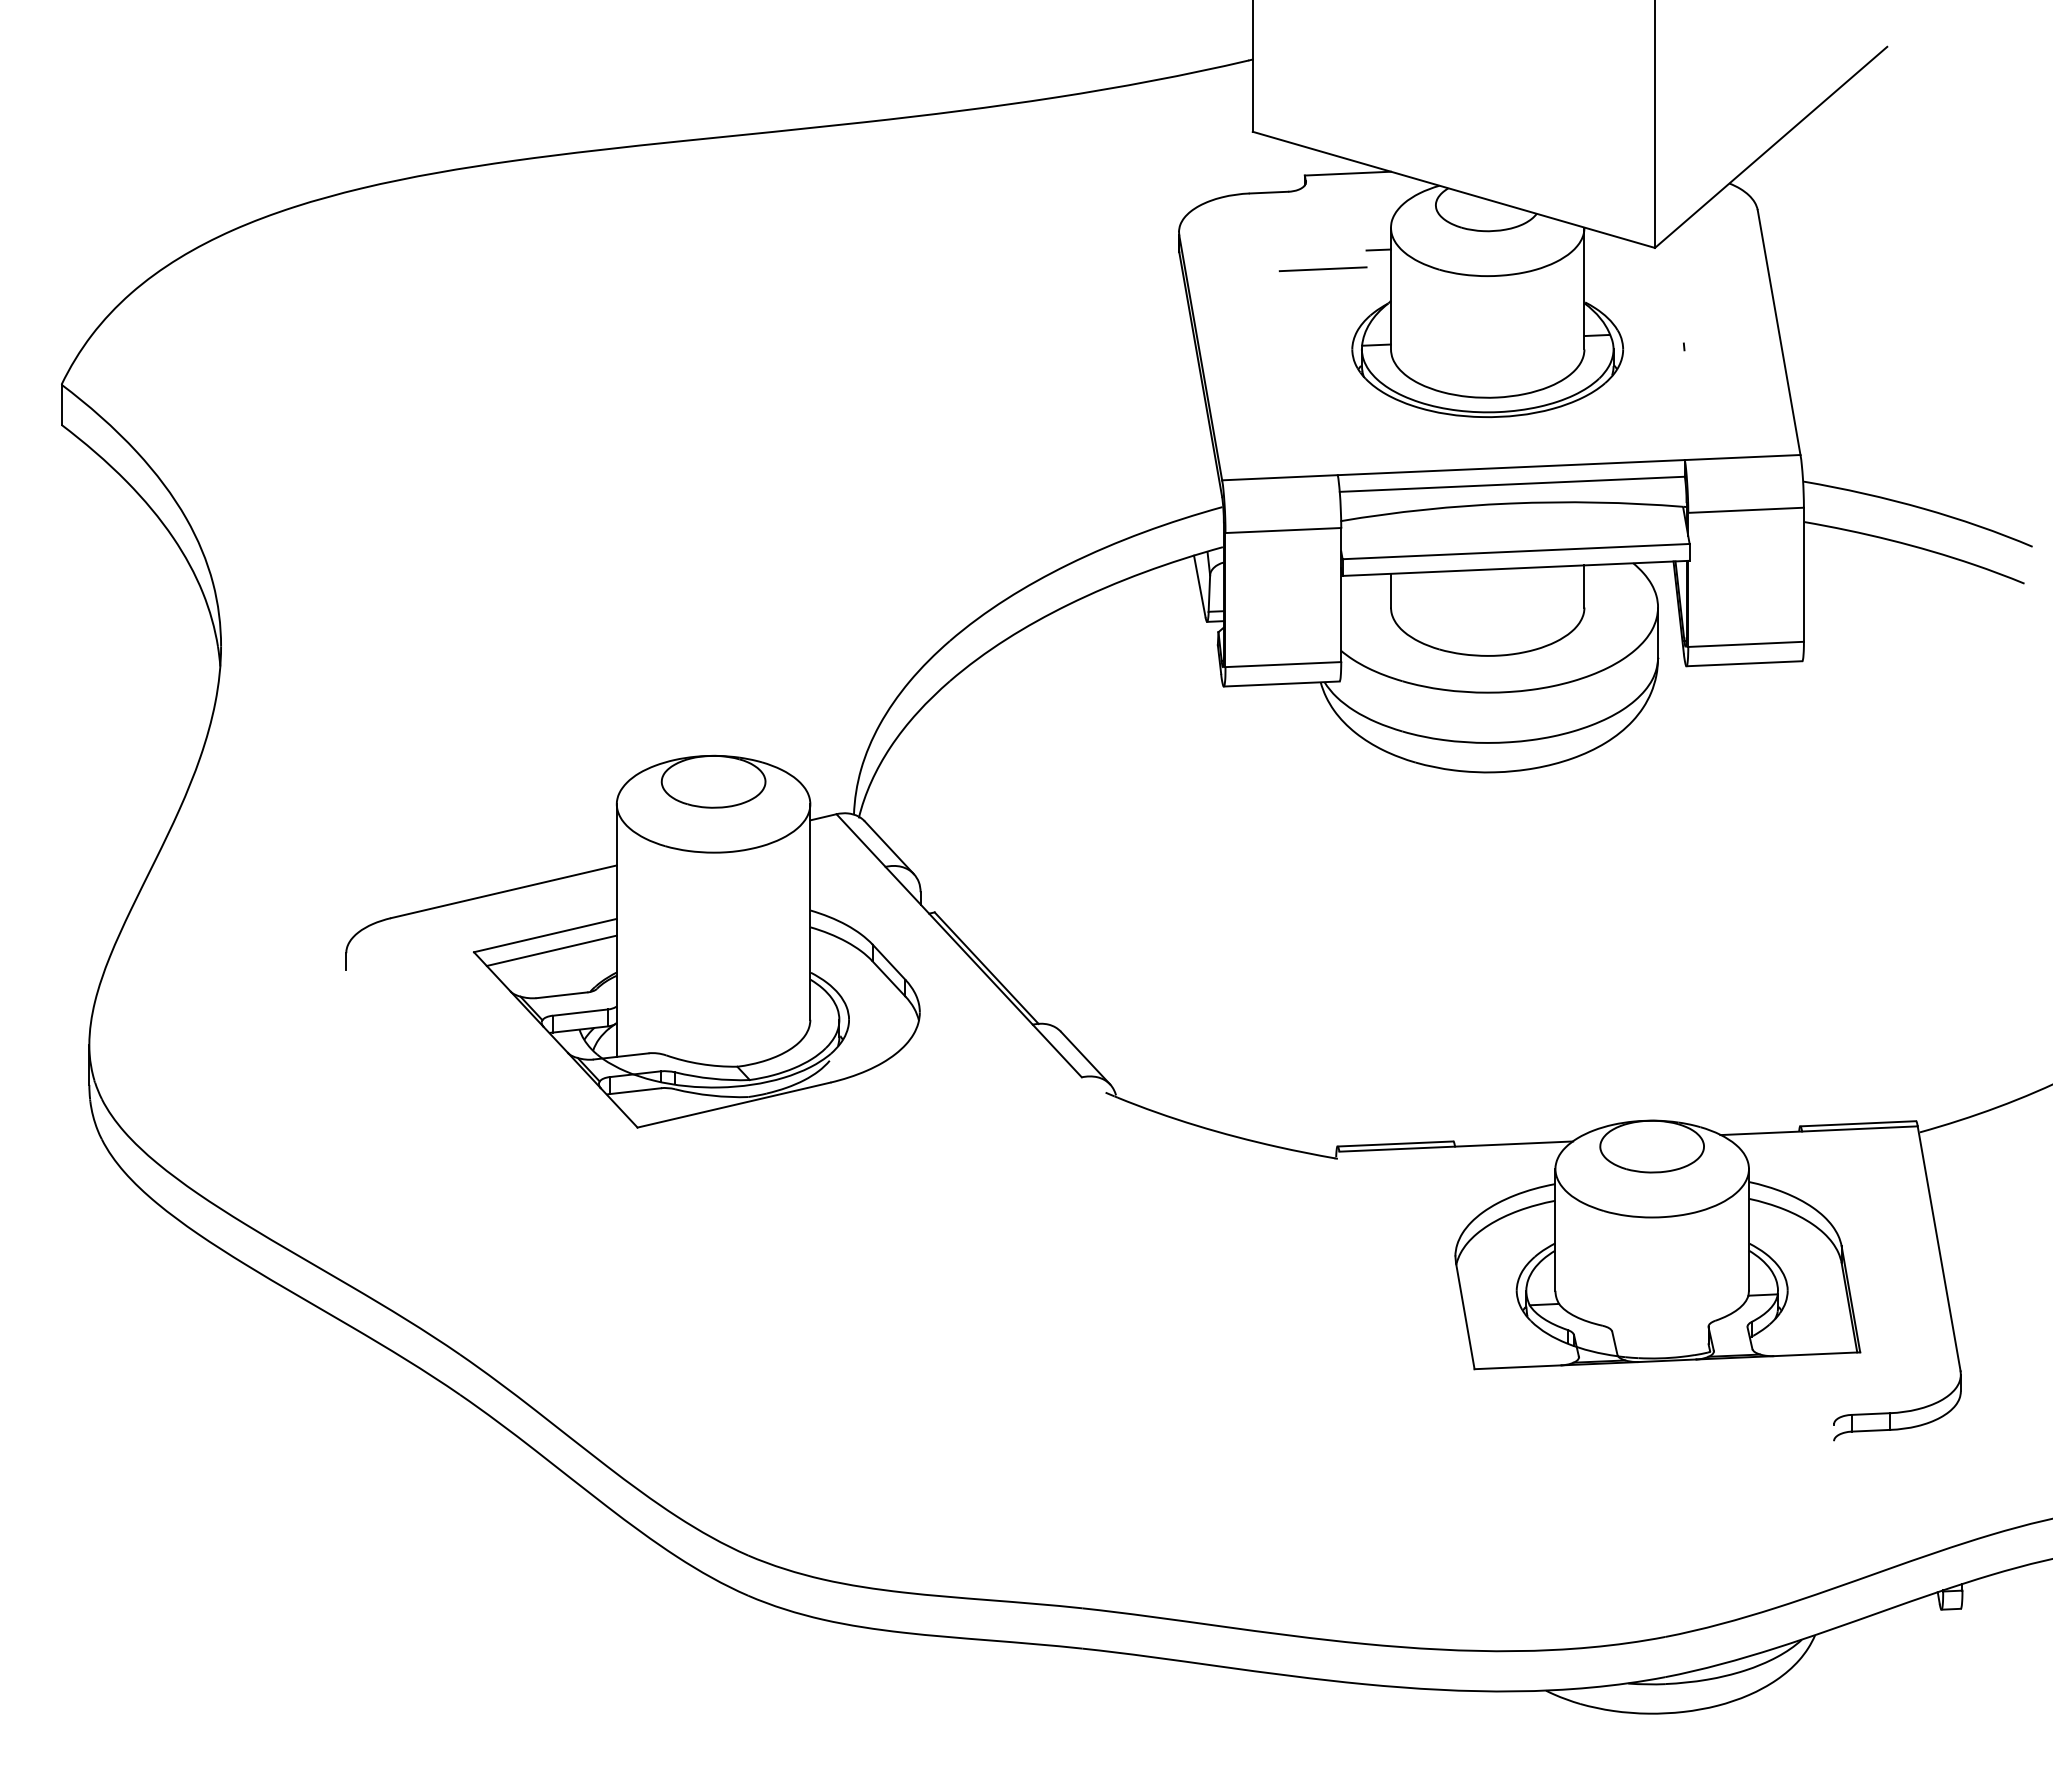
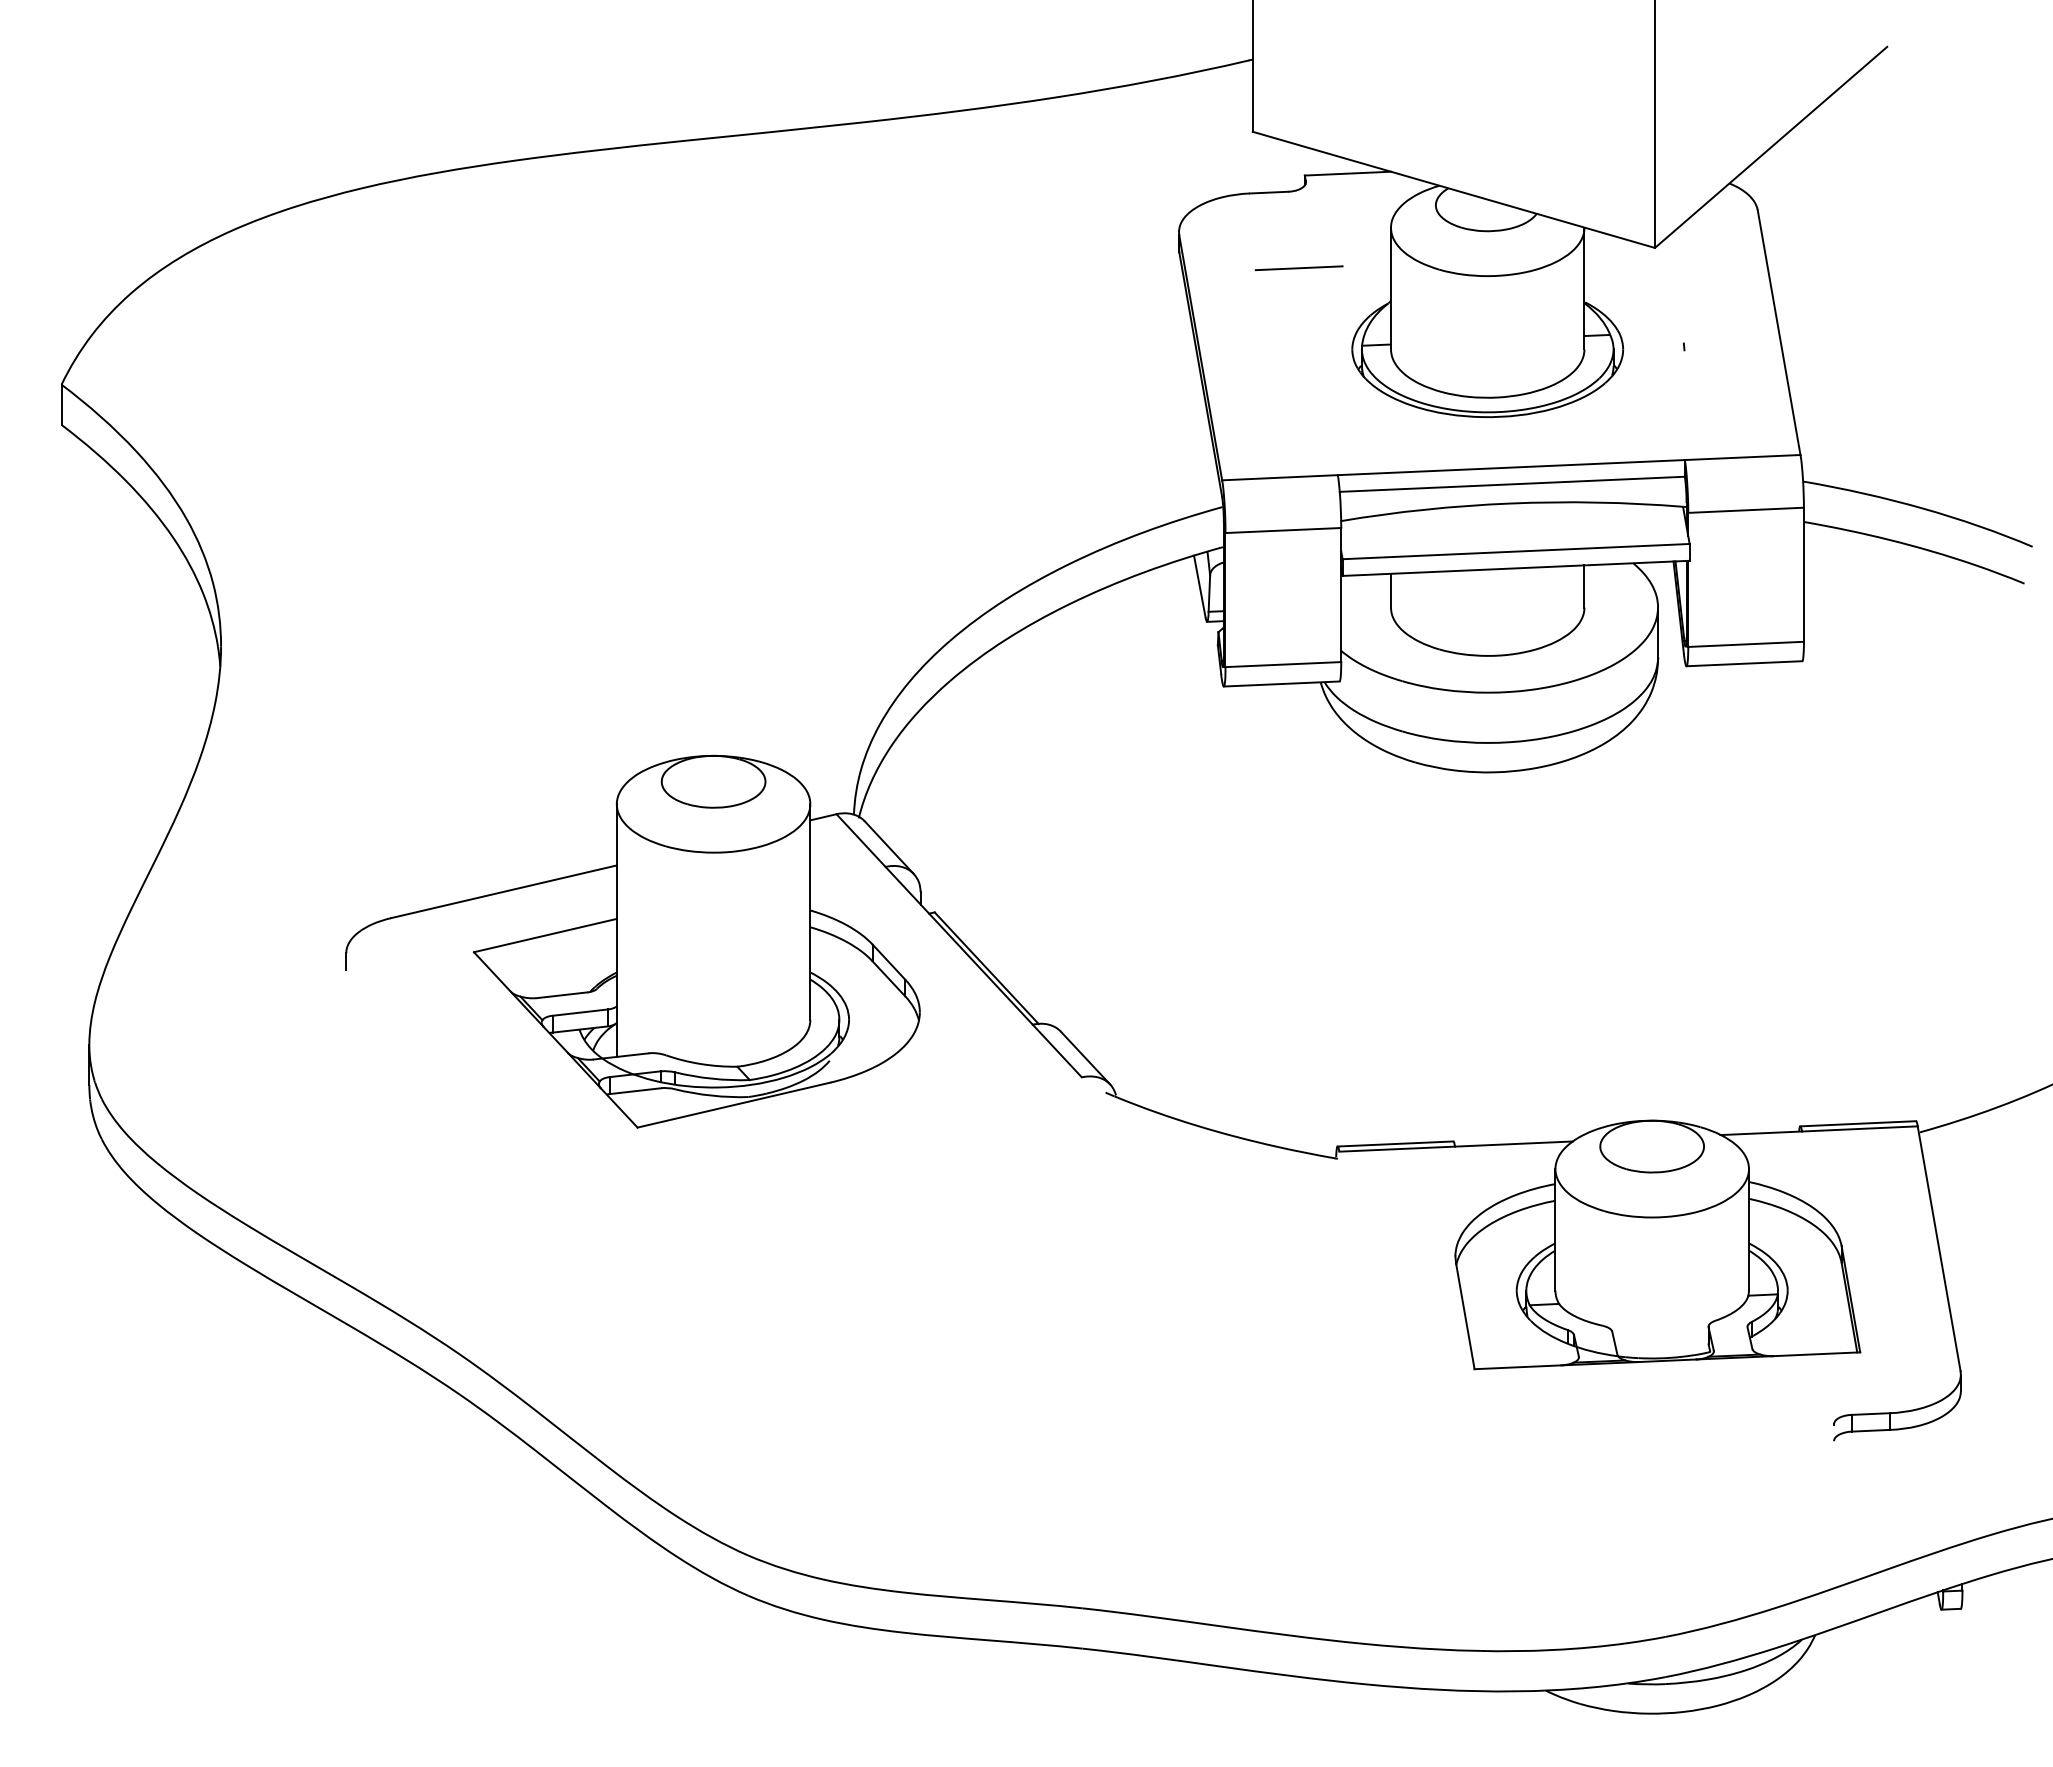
line: present -> none (1378, 249)
line position: (1322, 269) -> (1298, 268) (1298, 268)
line: present -> none (551, 950)
